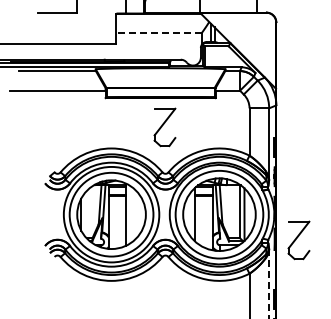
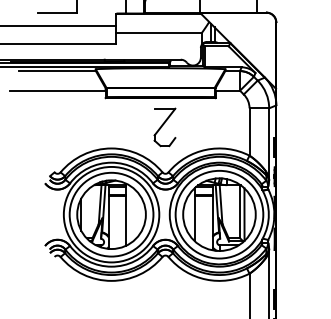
line: none -> present (59, 26)
line: dashed -> solid (158, 33)
part: present -> none (298, 240)
line: dashed -> solid (269, 283)
